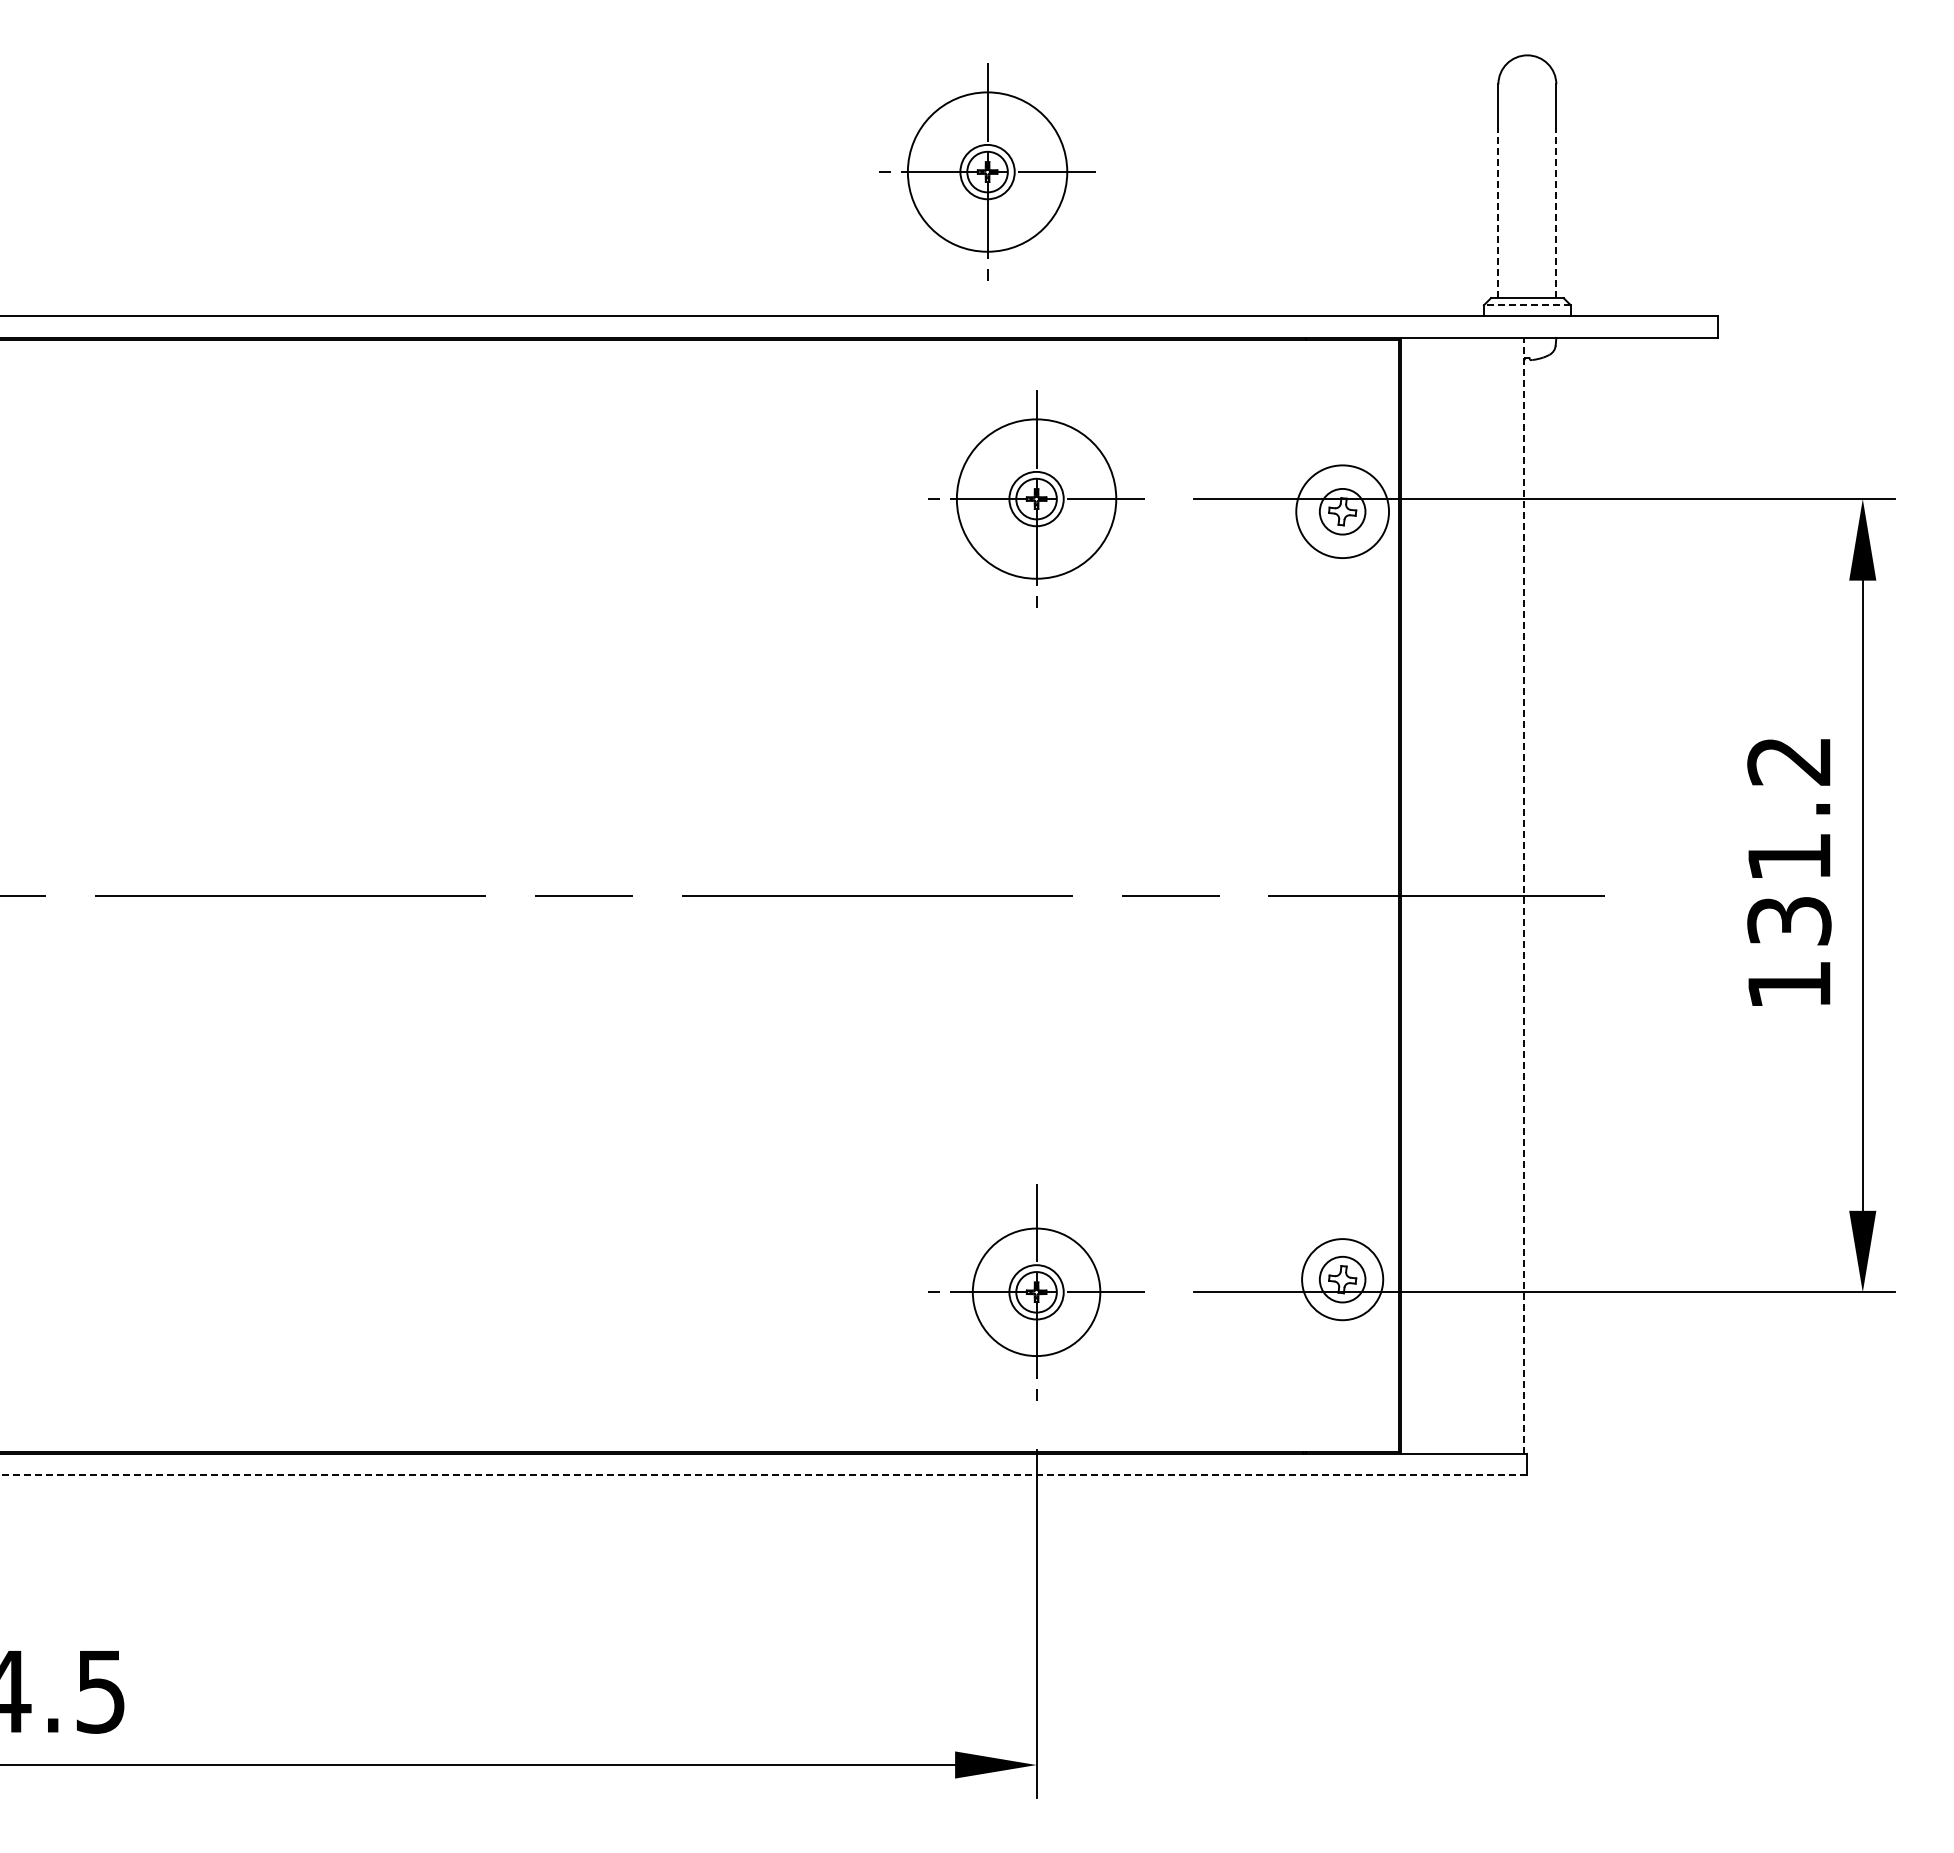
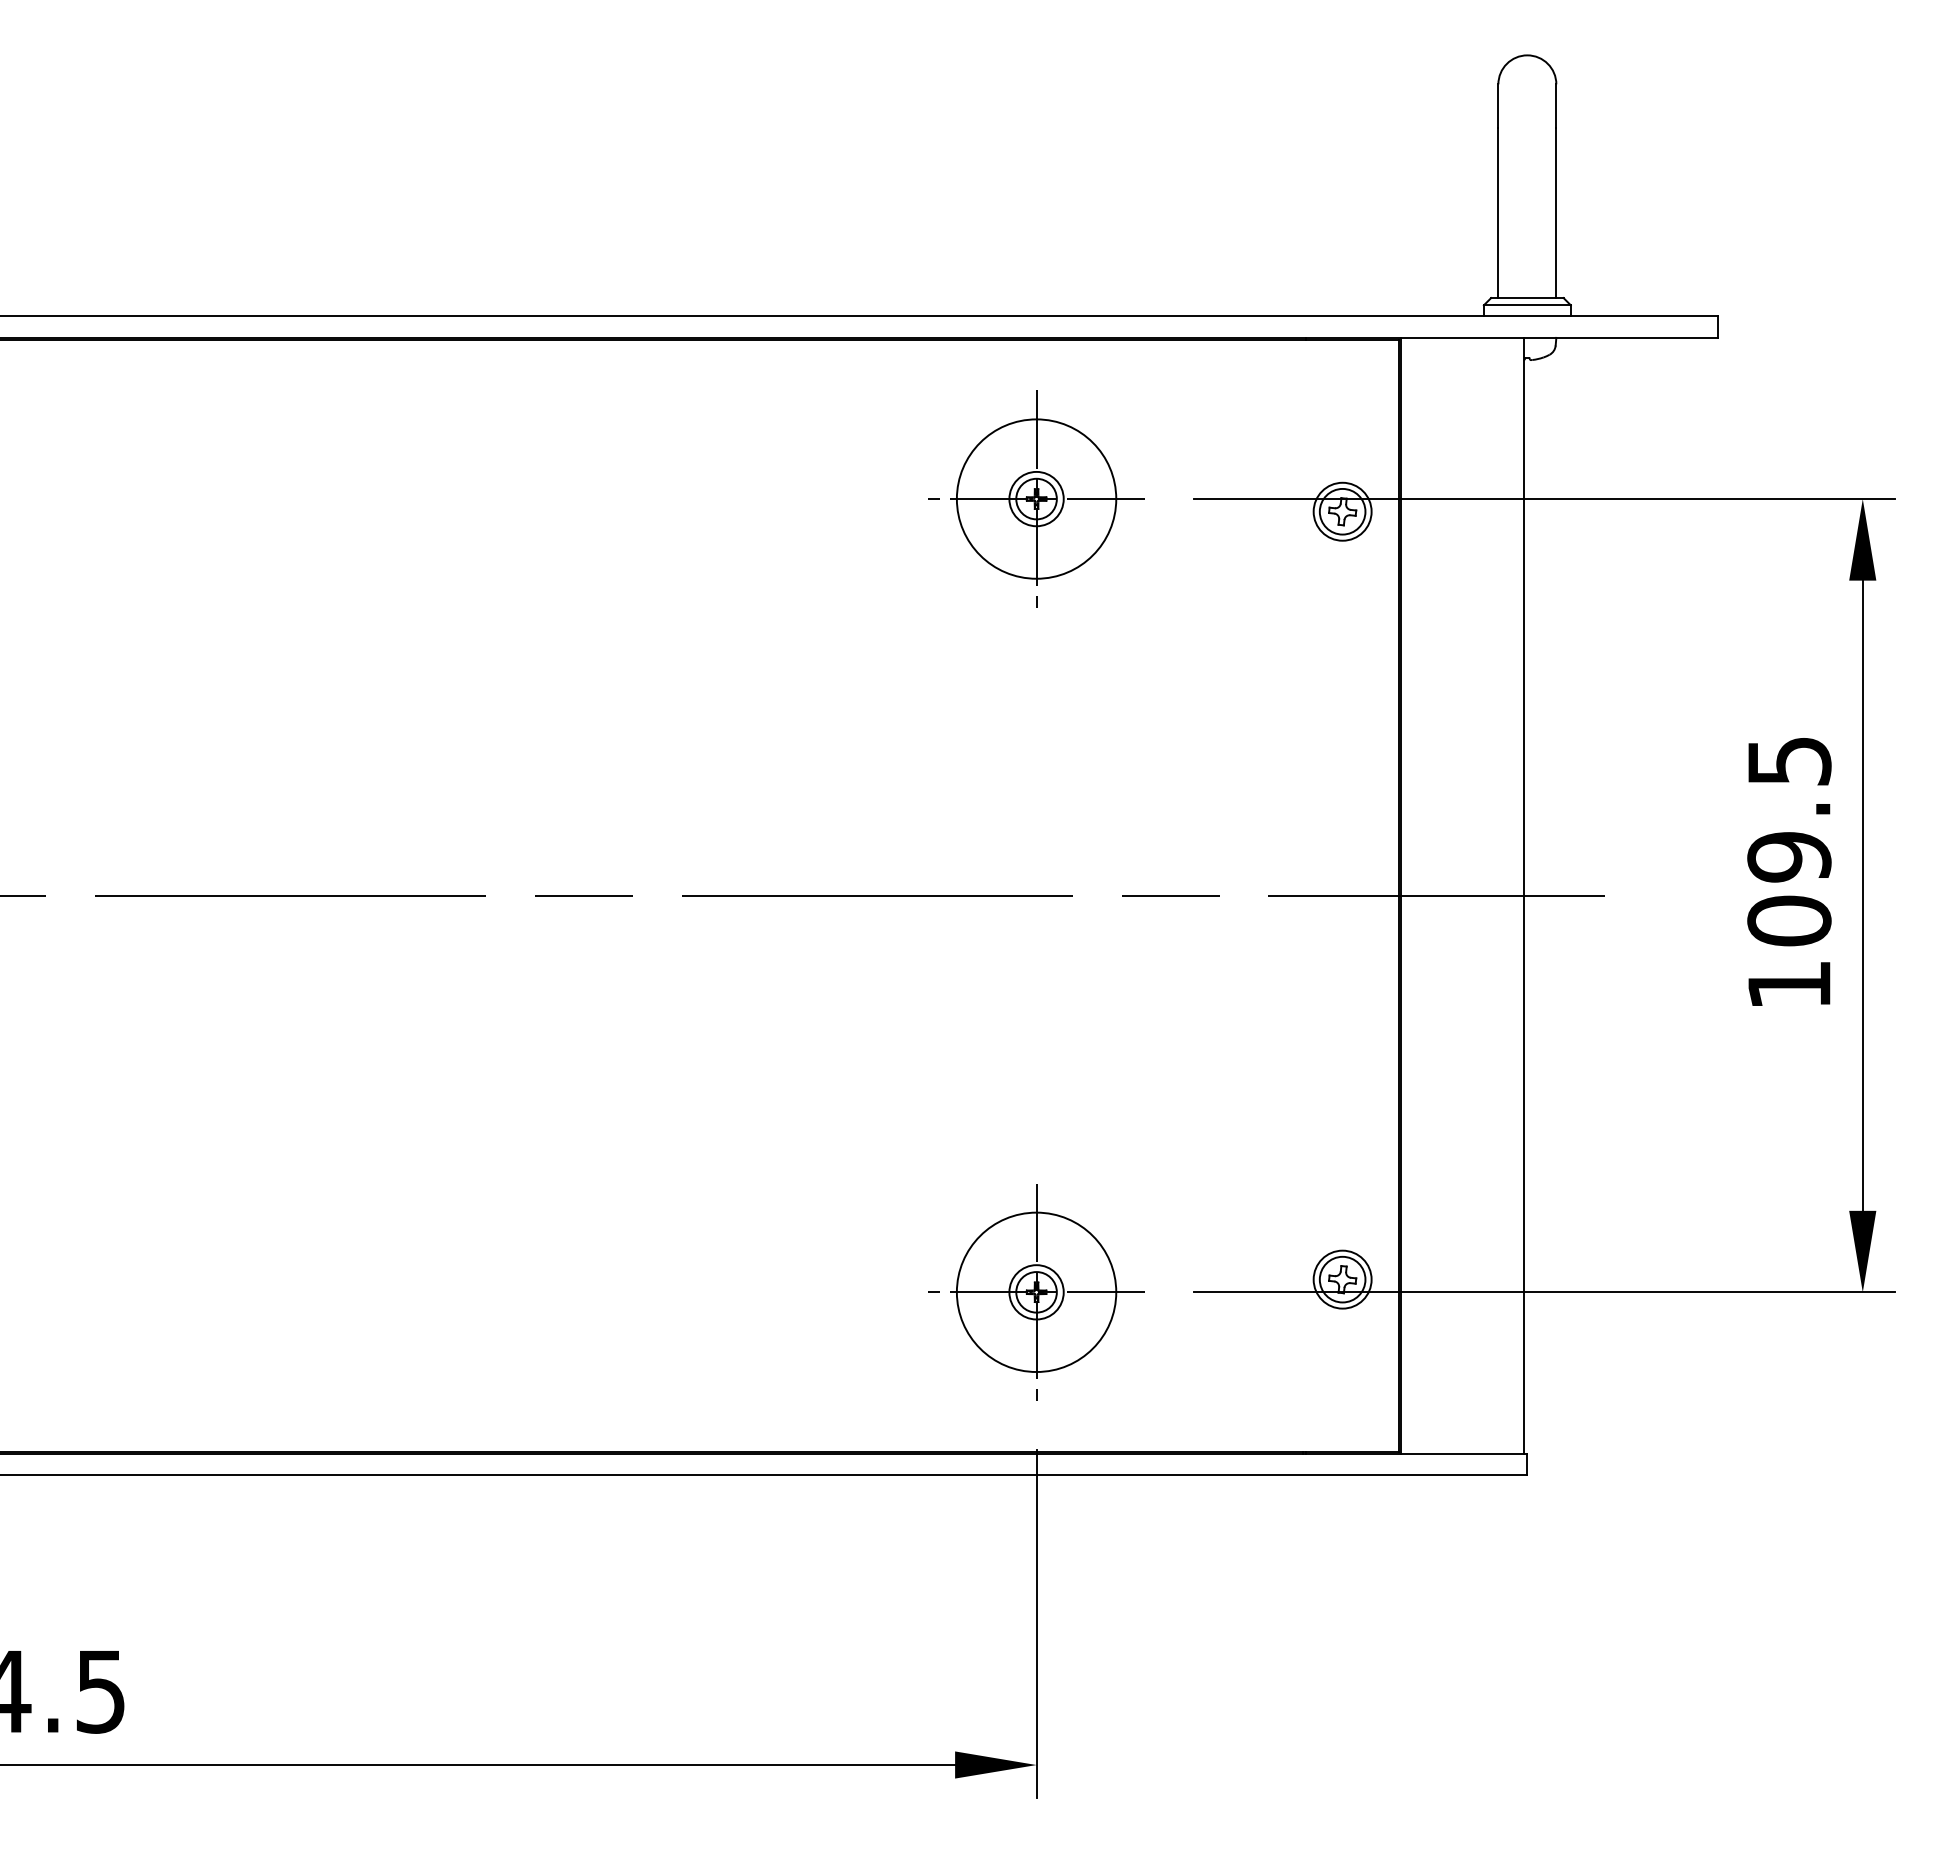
part: present -> none (987, 171)
line: dashed -> solid (1498, 212)
line: dashed -> solid (1556, 212)
line: dashed -> solid (1526, 305)
circle diameter: 93 px -> 58 px (1342, 511)
text: 131.2 -> 109.5 (1789, 842)
line: dashed -> solid (1523, 895)
circle diameter: 81 px -> 58 px (1342, 1279)
circle diameter: 127 px -> 159 px (1036, 1292)
line: dashed -> solid (763, 1475)
